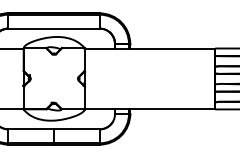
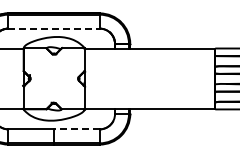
line: solid -> dashed (54, 28)
line: solid -> dashed (76, 129)
